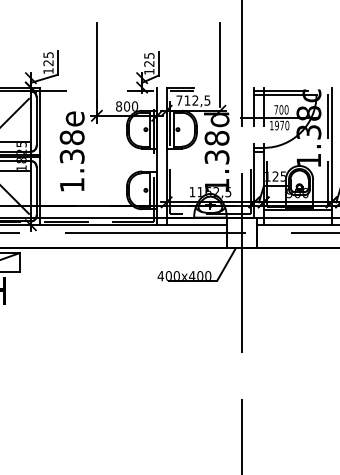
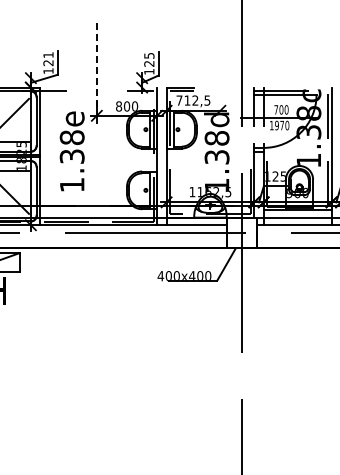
text: 125 -> 121 (48, 55)
line: present -> none (220, 64)
line: solid -> dashed (96, 65)
